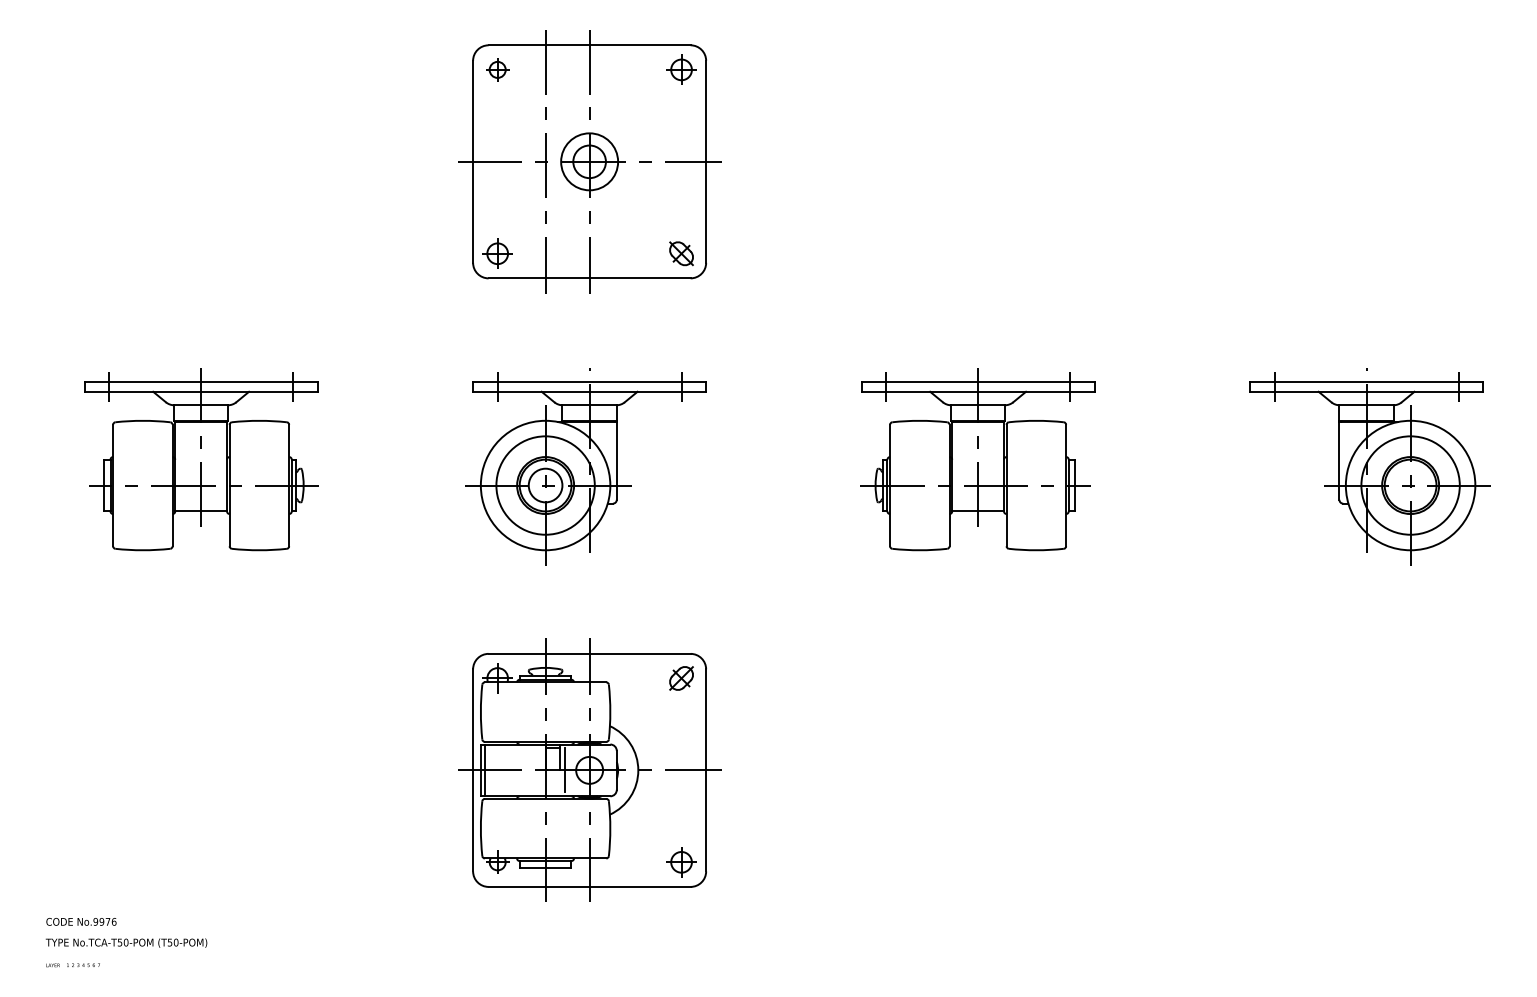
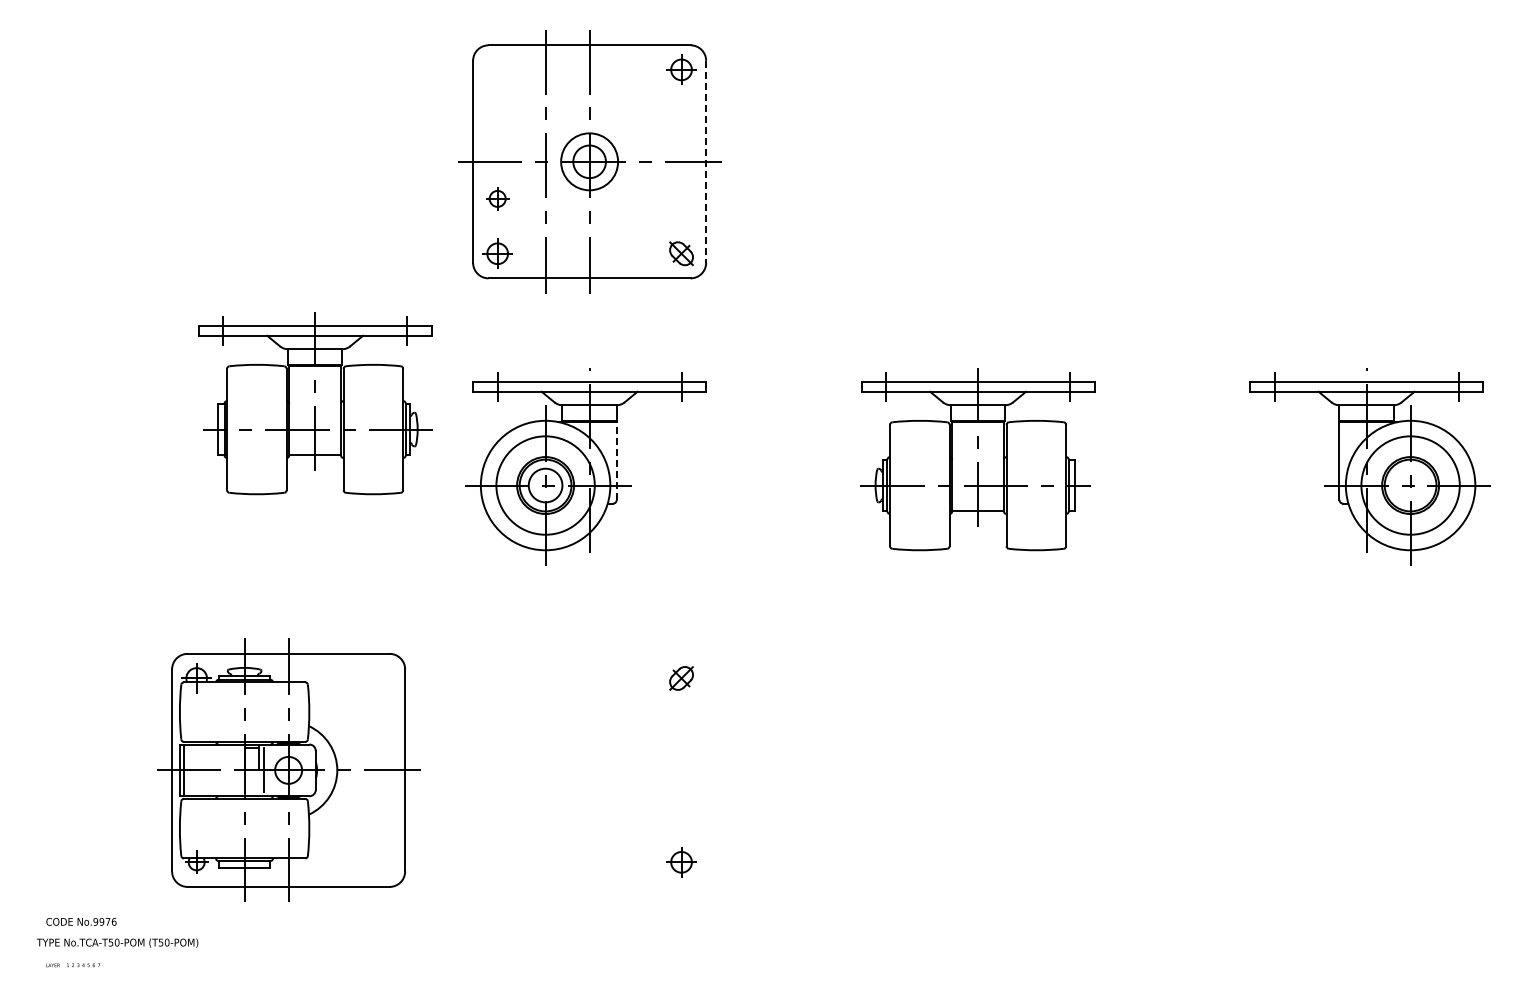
part position: (497, 69) -> (497, 198) (497, 198)
line: solid -> dashed (706, 161)
part position: (201, 459) -> (315, 403) (315, 403)
line: solid -> dashed (616, 460)
part position: (589, 769) -> (288, 769) (288, 769)
text position: (126, 942) -> (117, 942) (117, 942)
